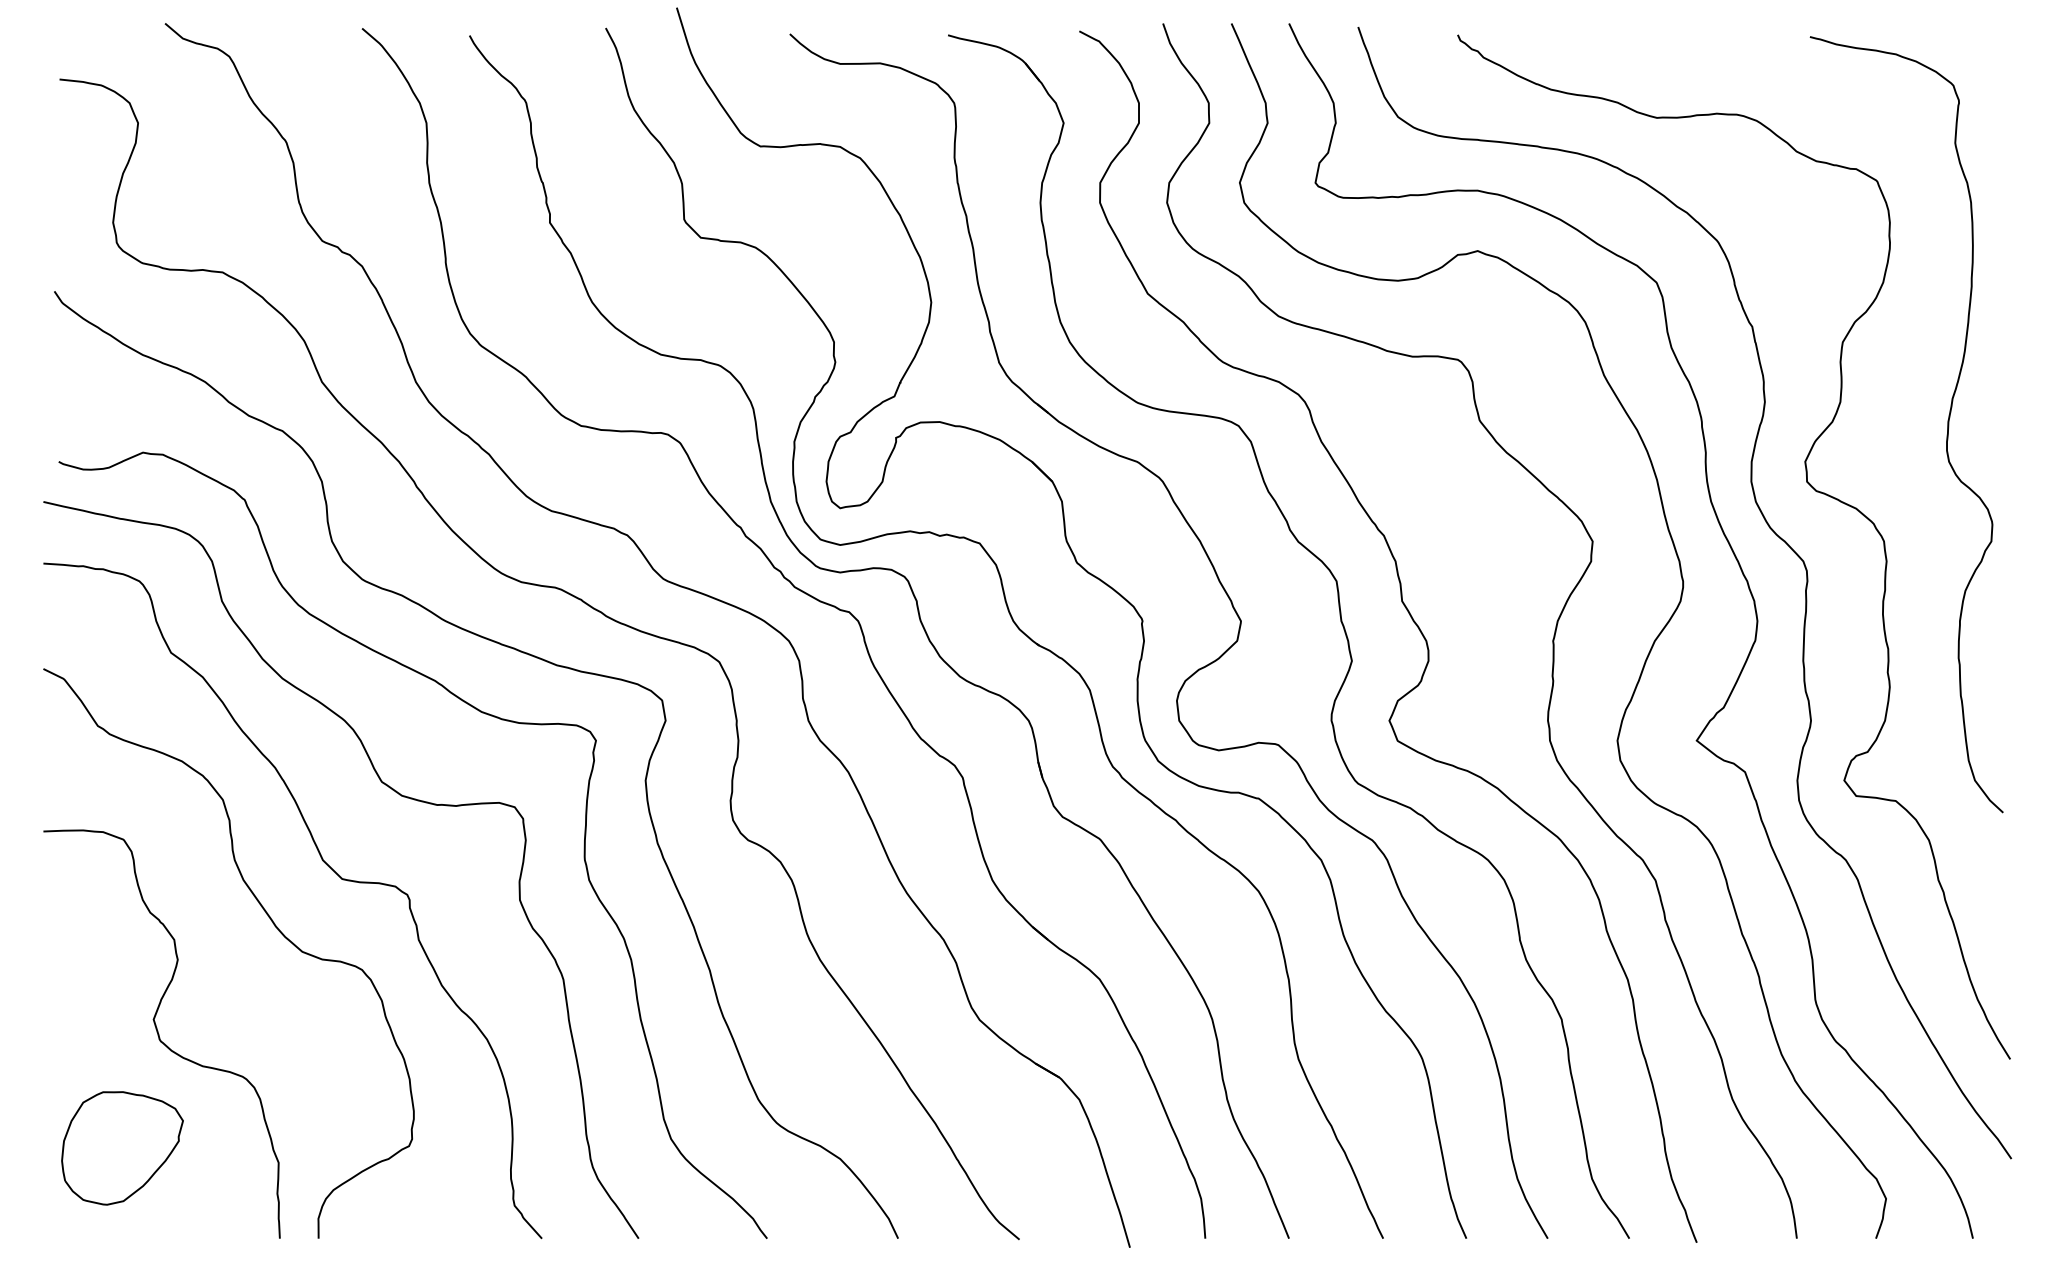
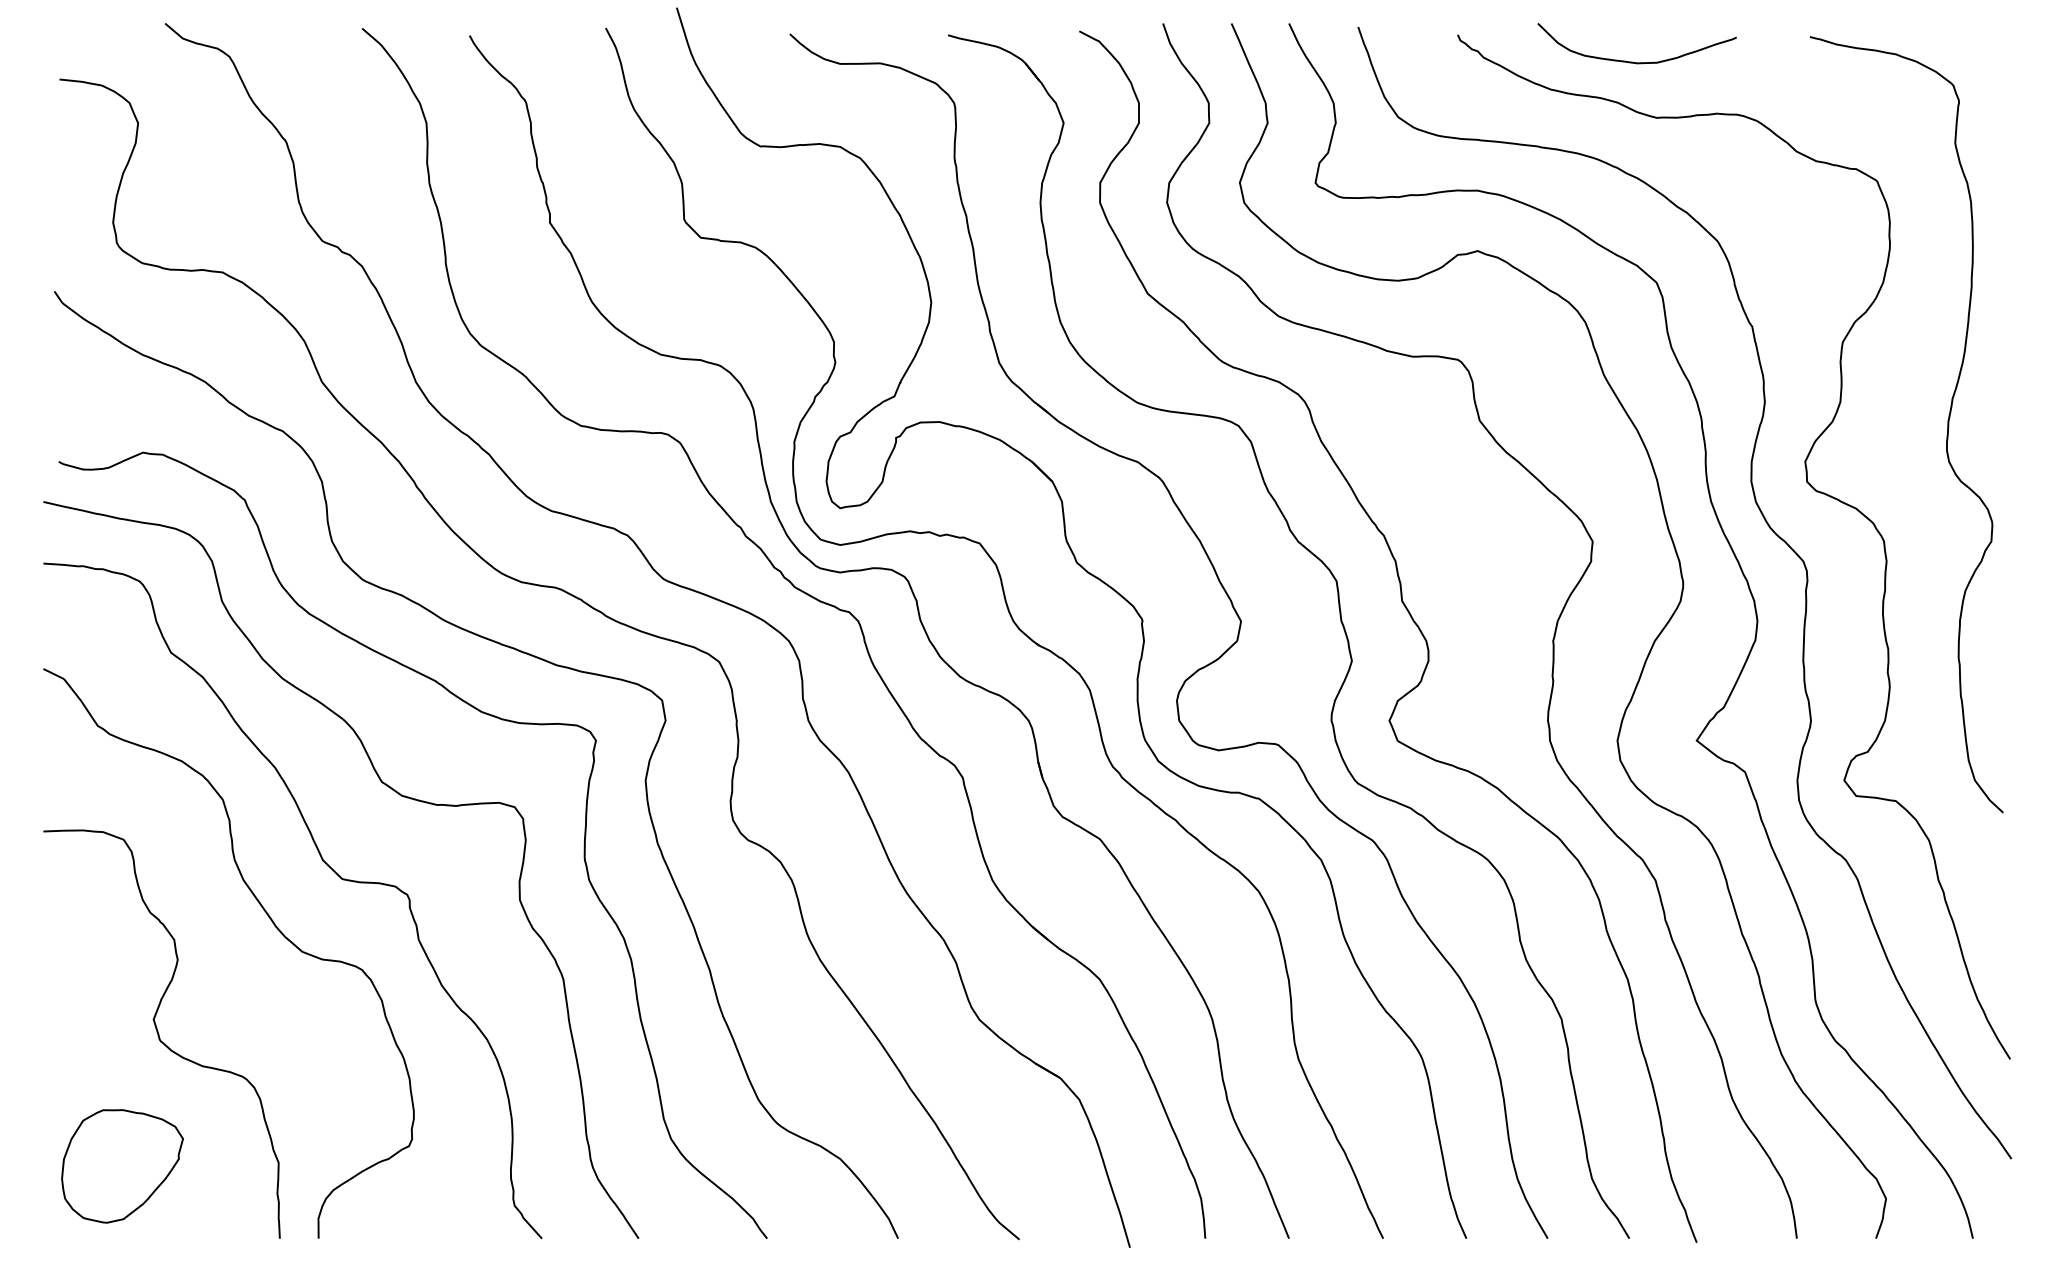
curve: none -> present (1633, 61)
part position: (122, 1148) -> (122, 1166) (122, 1166)
